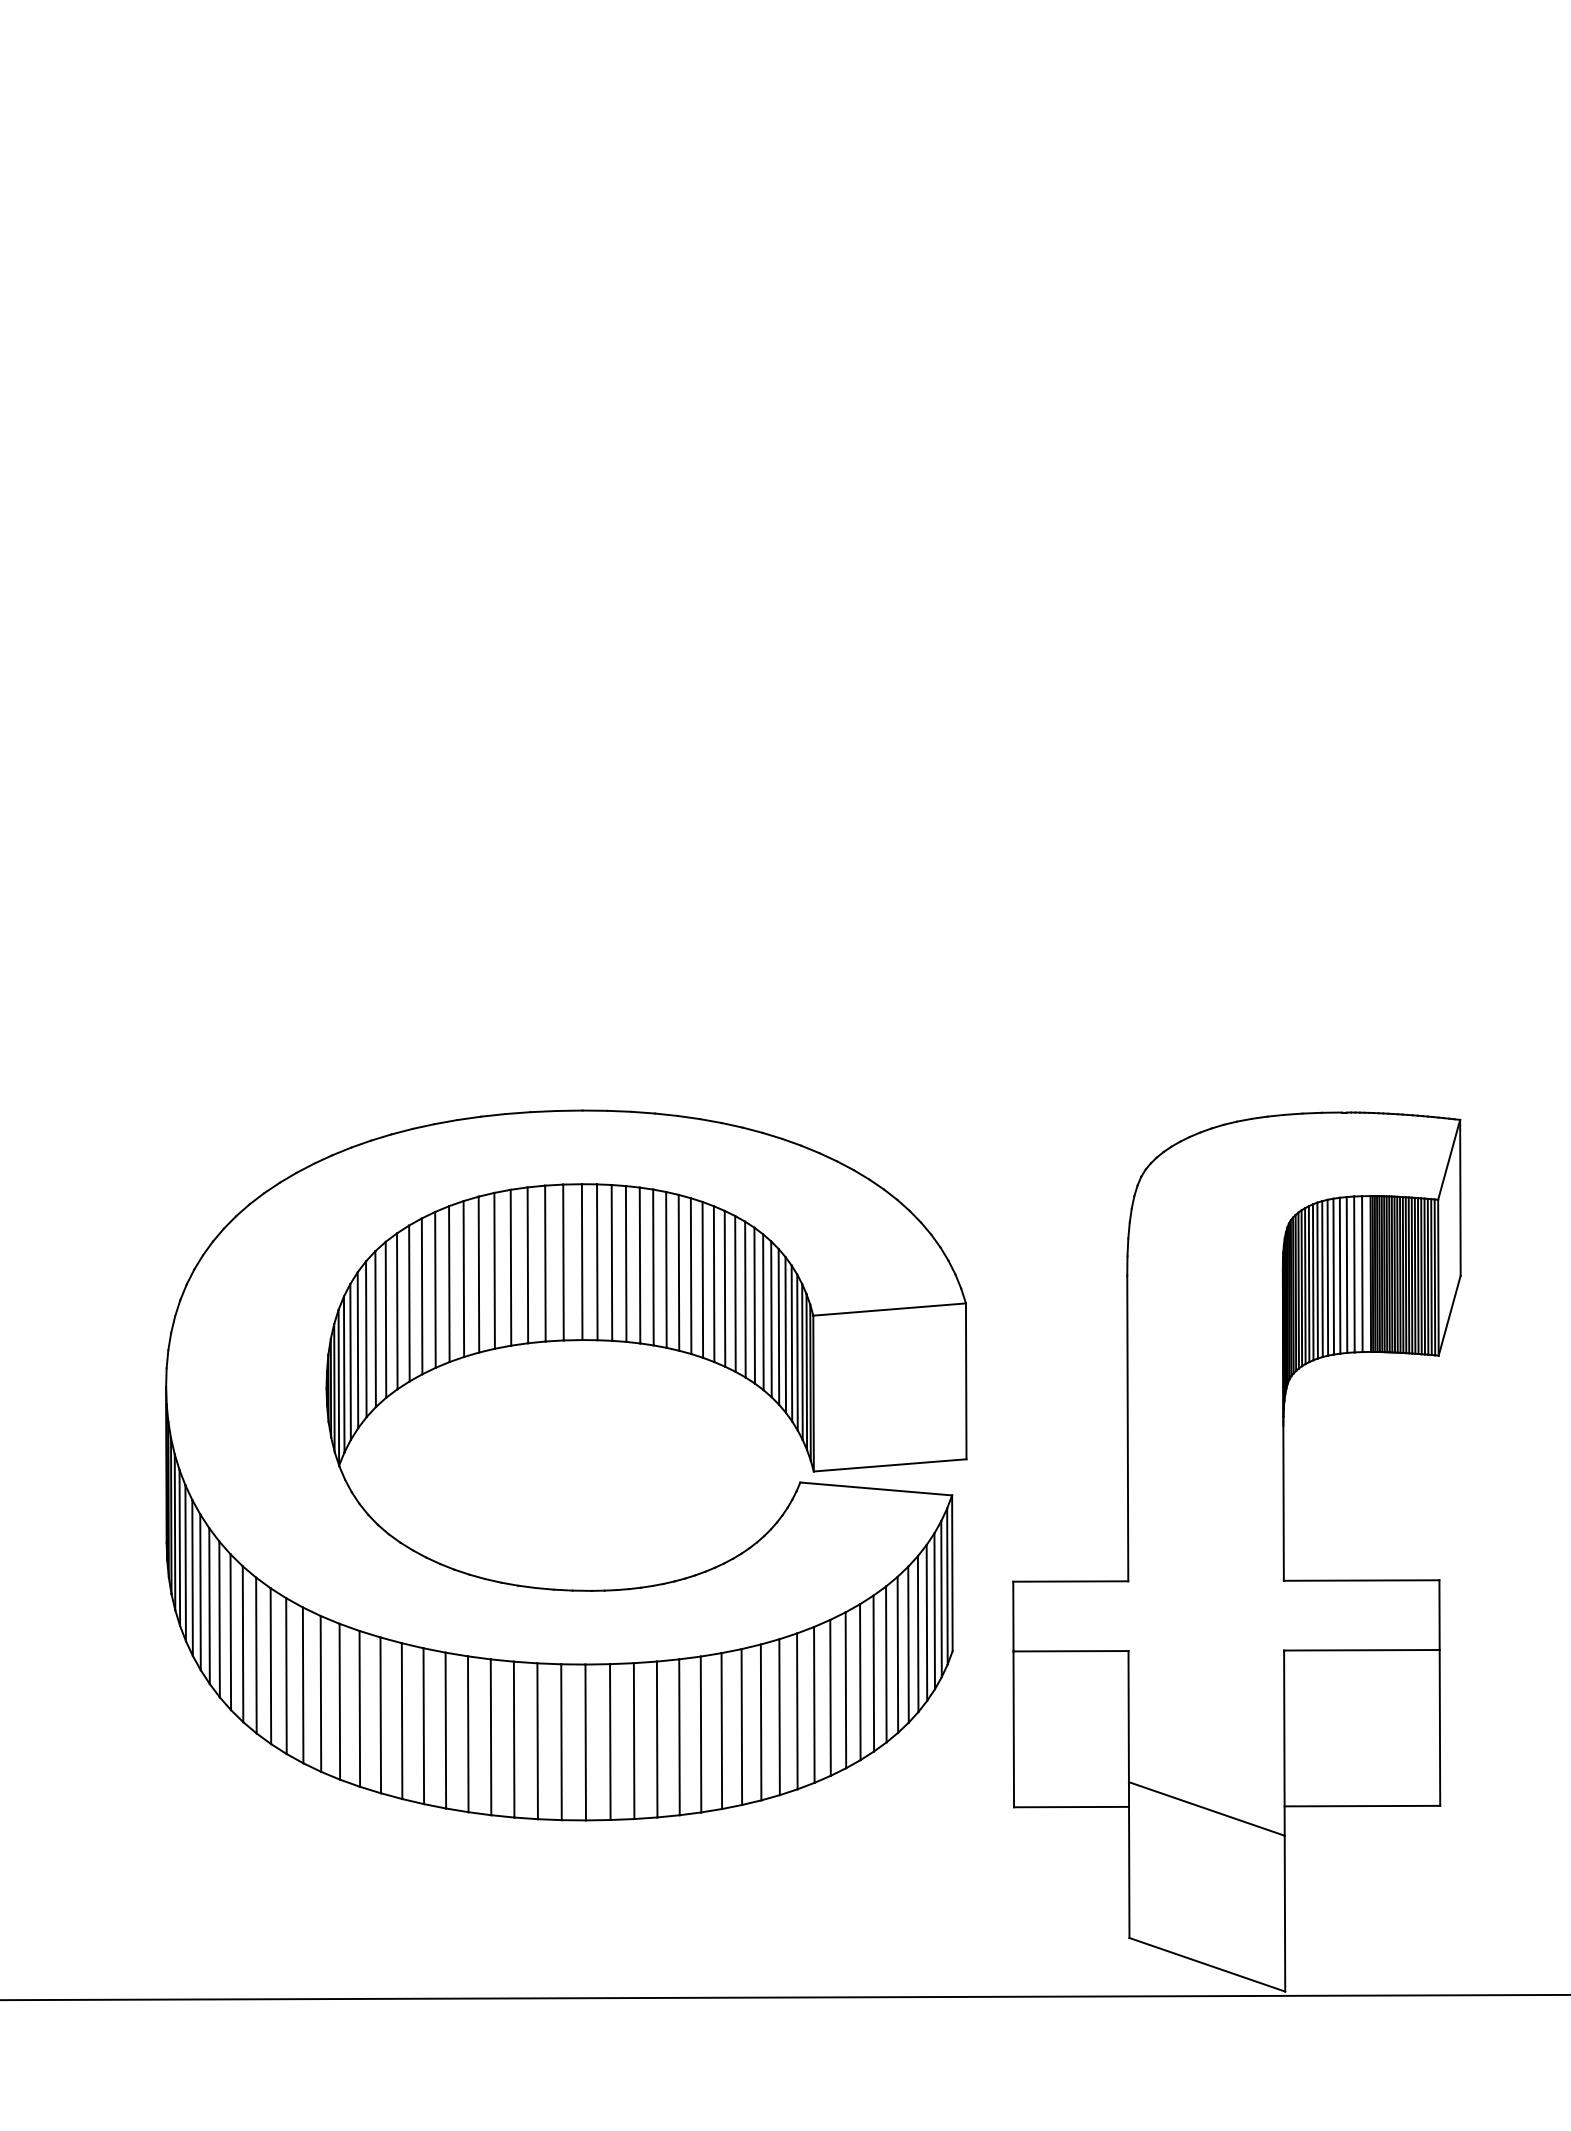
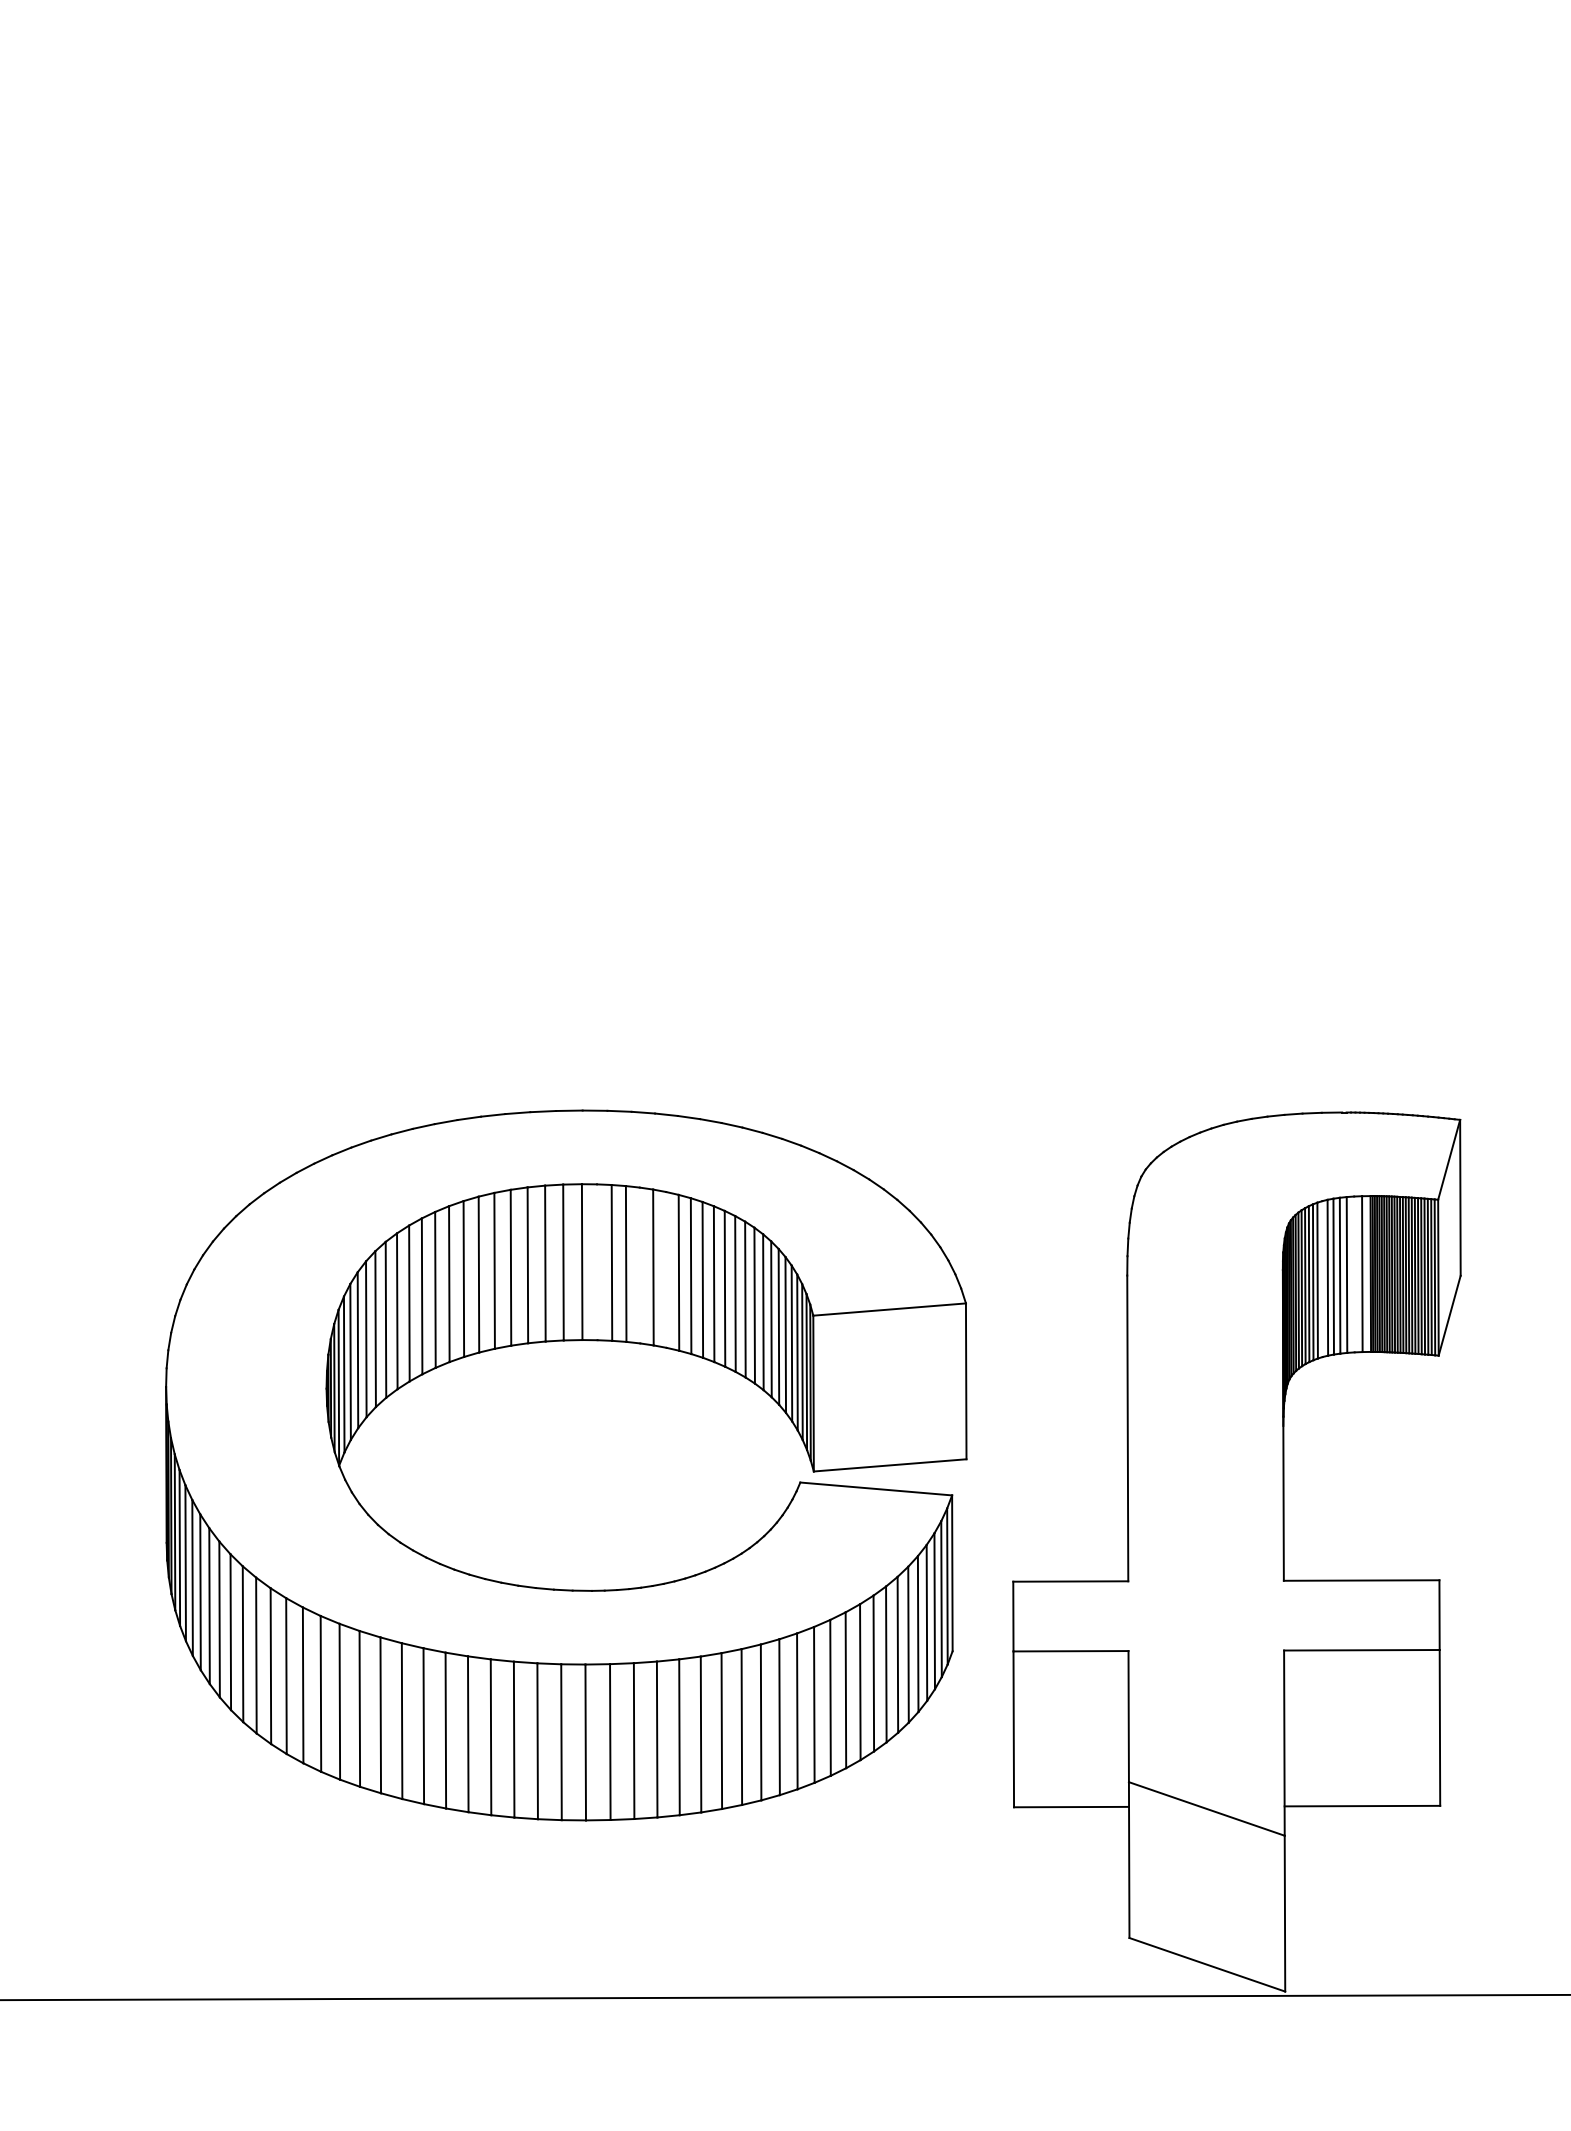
line: present -> none (597, 1262)
line: present -> none (639, 1265)
line: present -> none (666, 1269)
line: present -> none (1354, 1274)
line: present -> none (1322, 1279)
